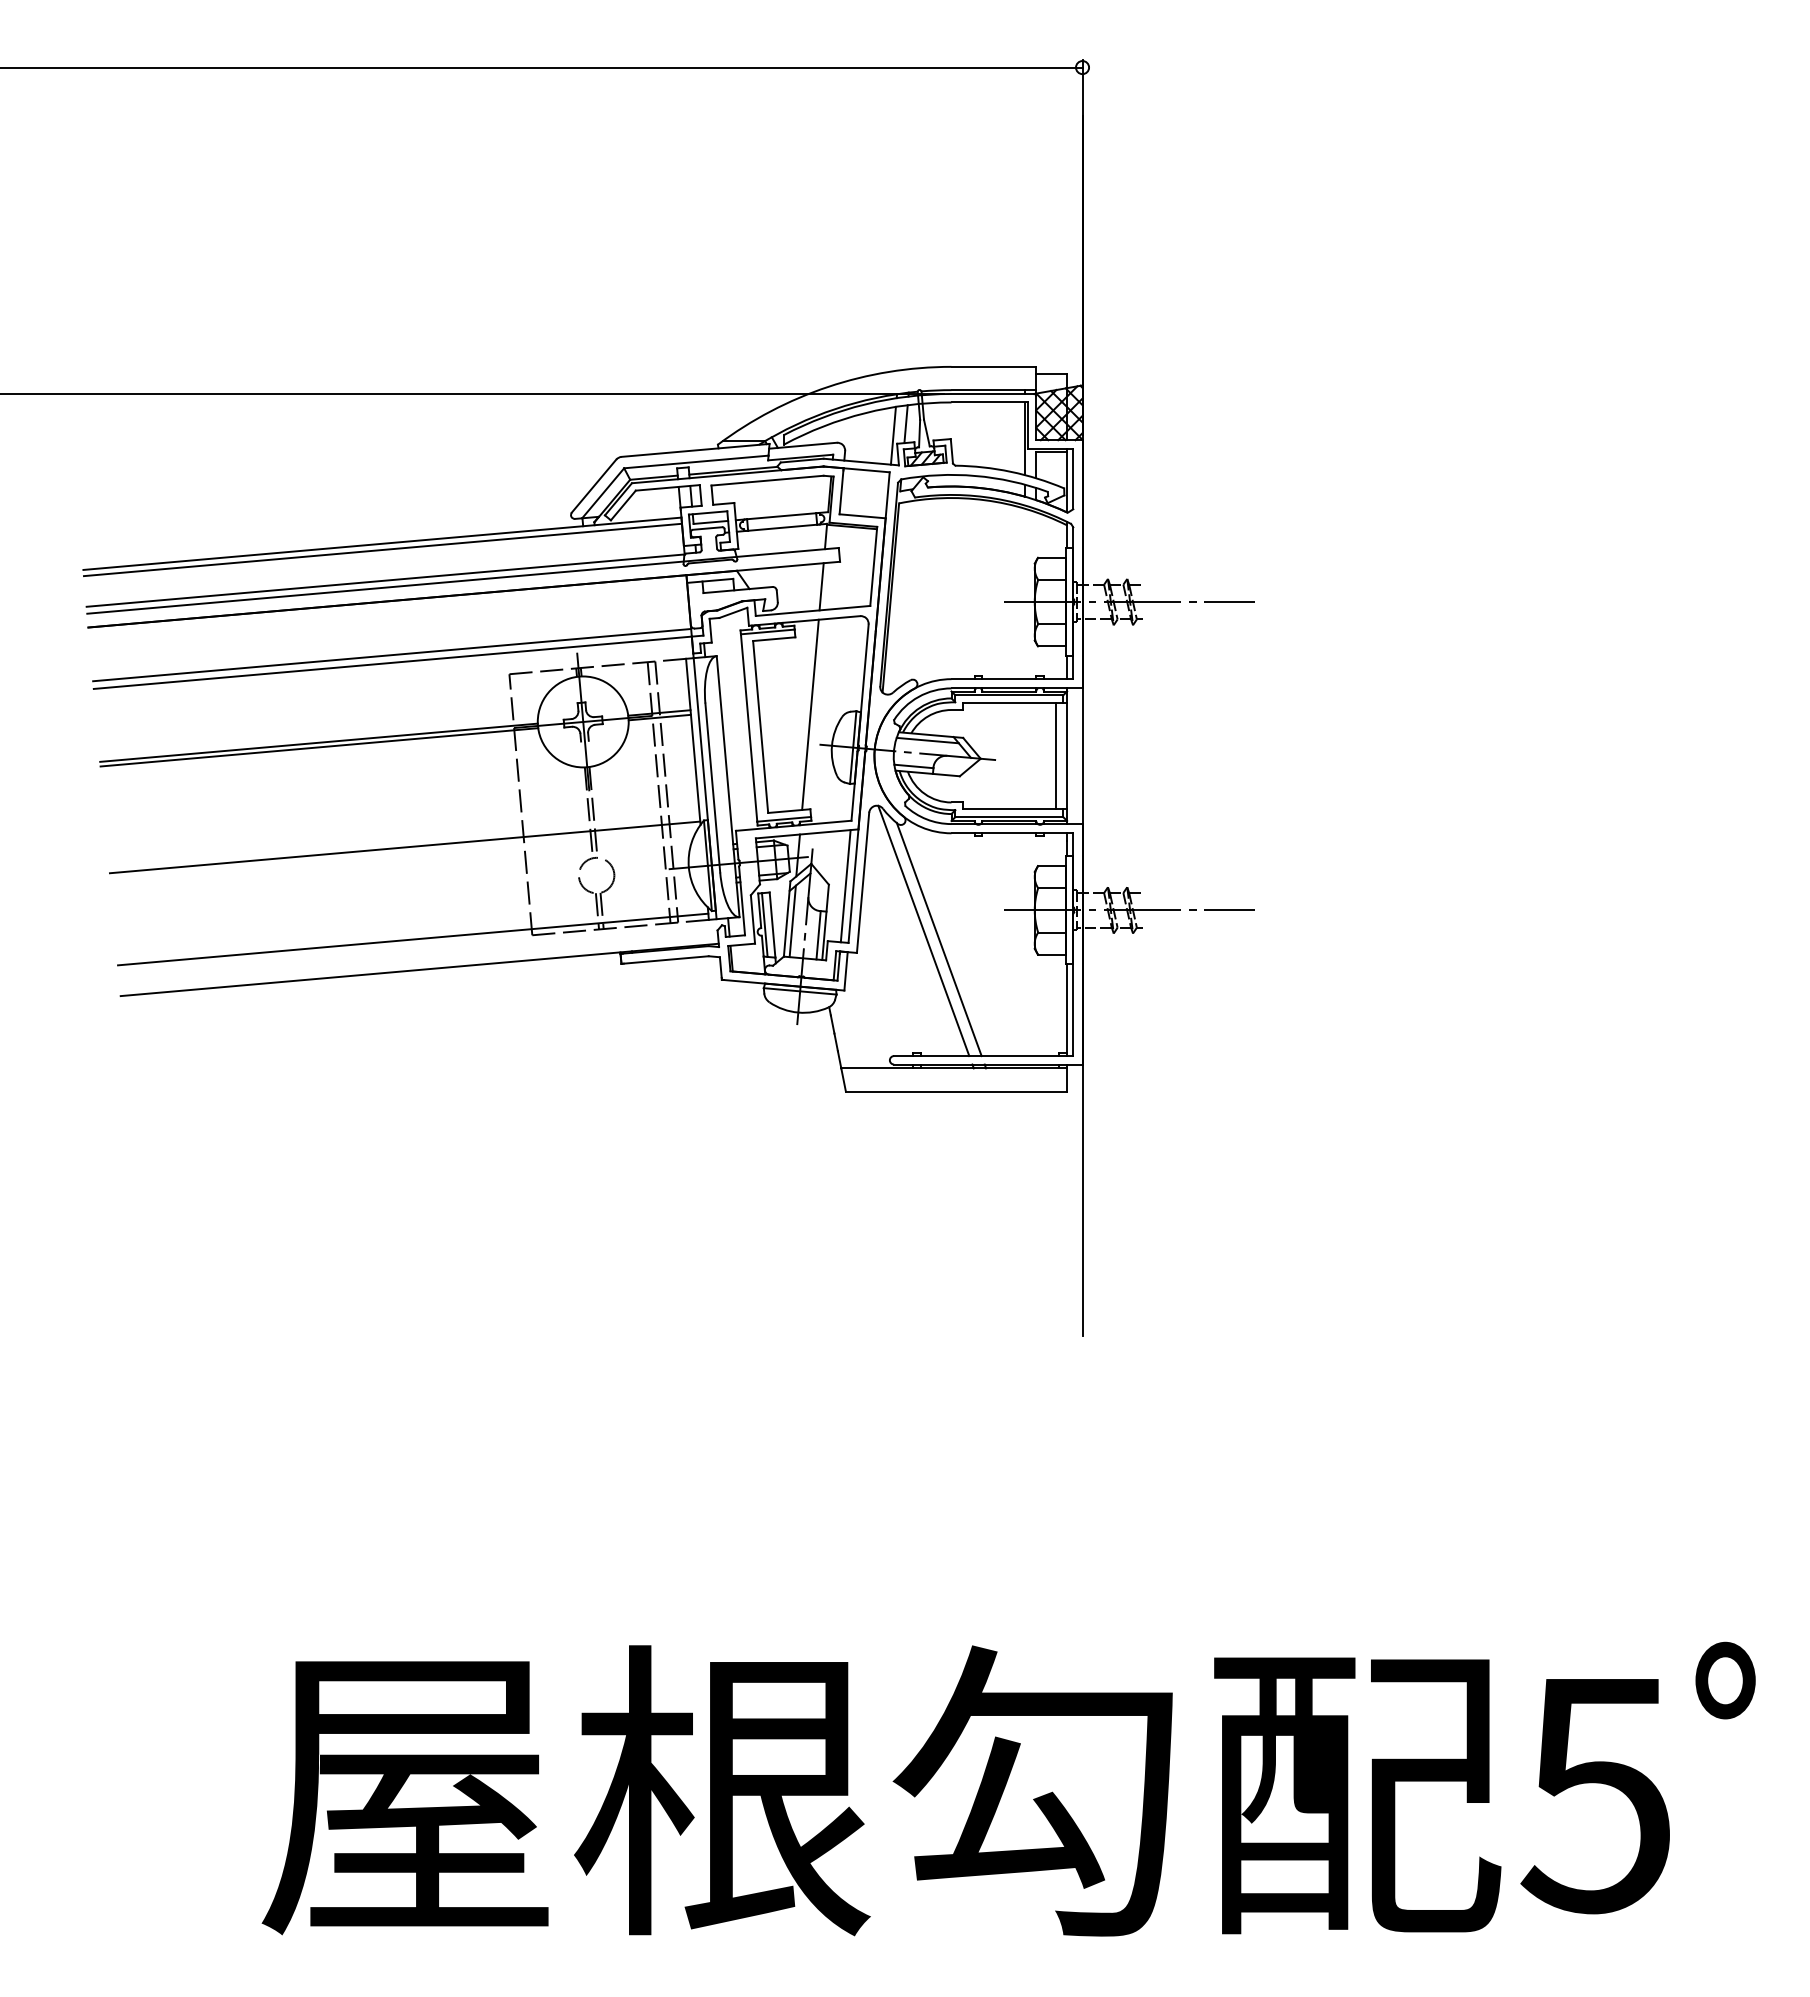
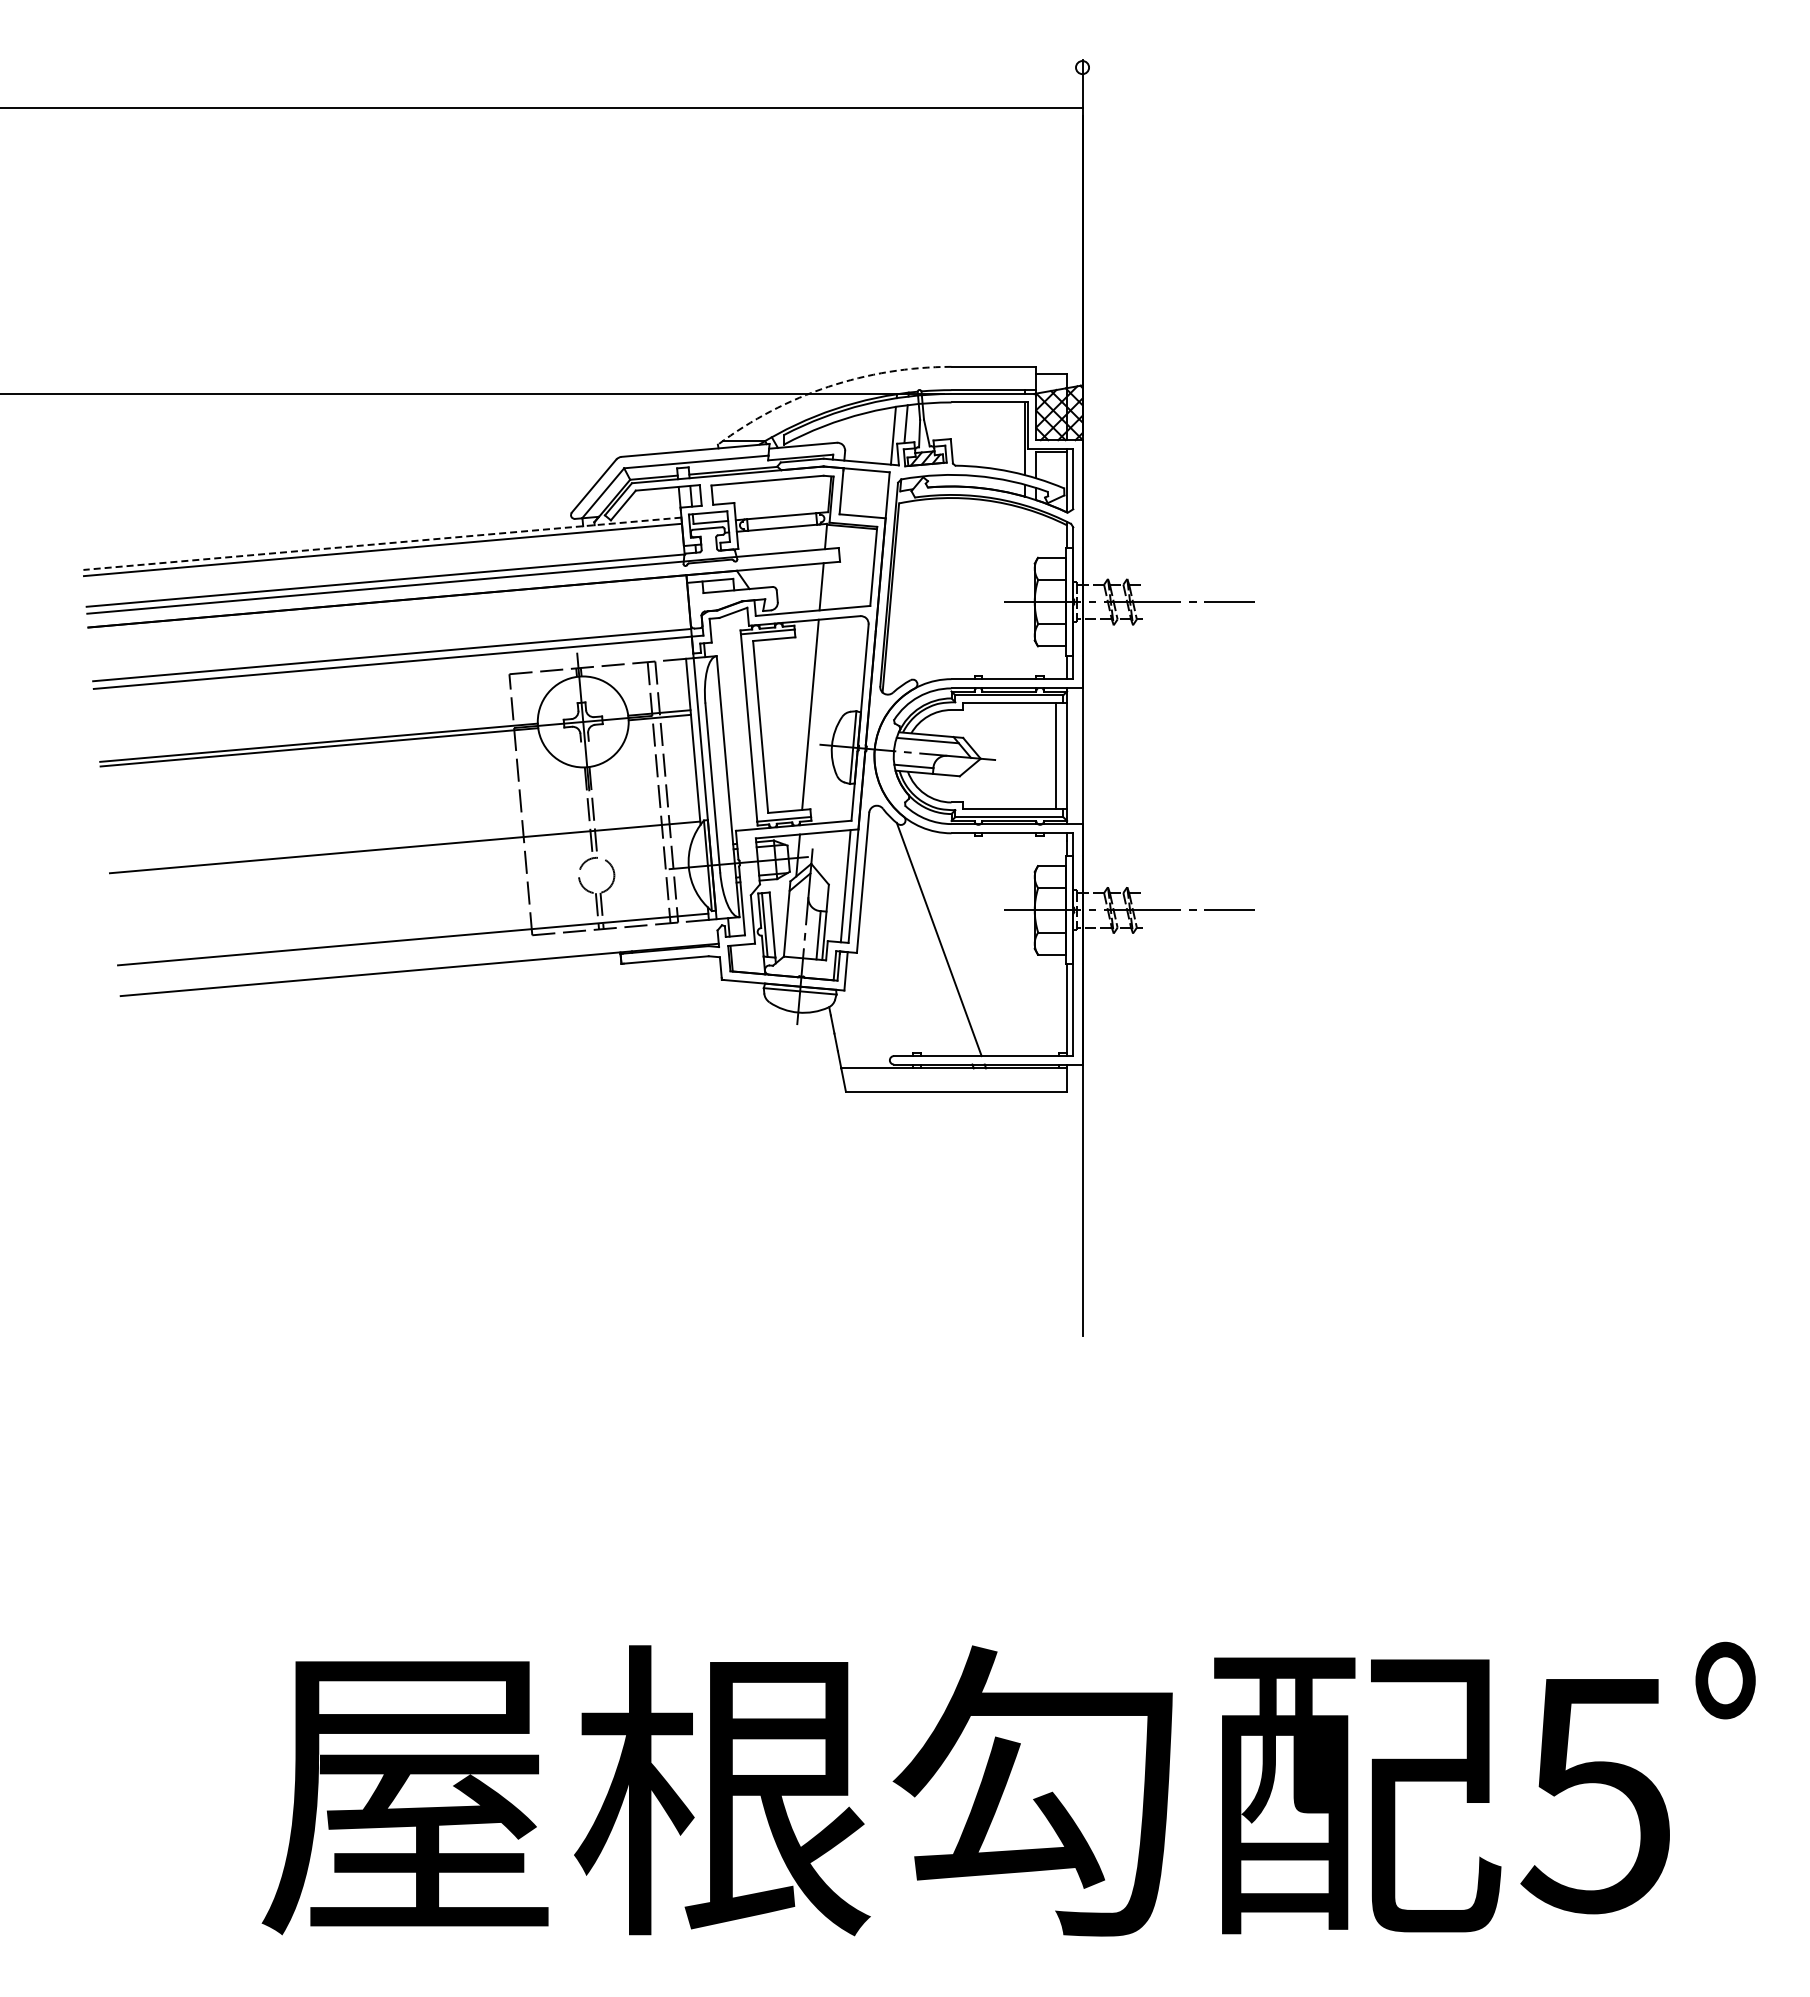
line position: (542, 67) -> (542, 107) (542, 107)
arc: solid -> dashed (828, 386)
line: solid -> dashed (381, 543)
line: present -> none (792, 921)
line: present -> none (923, 930)
